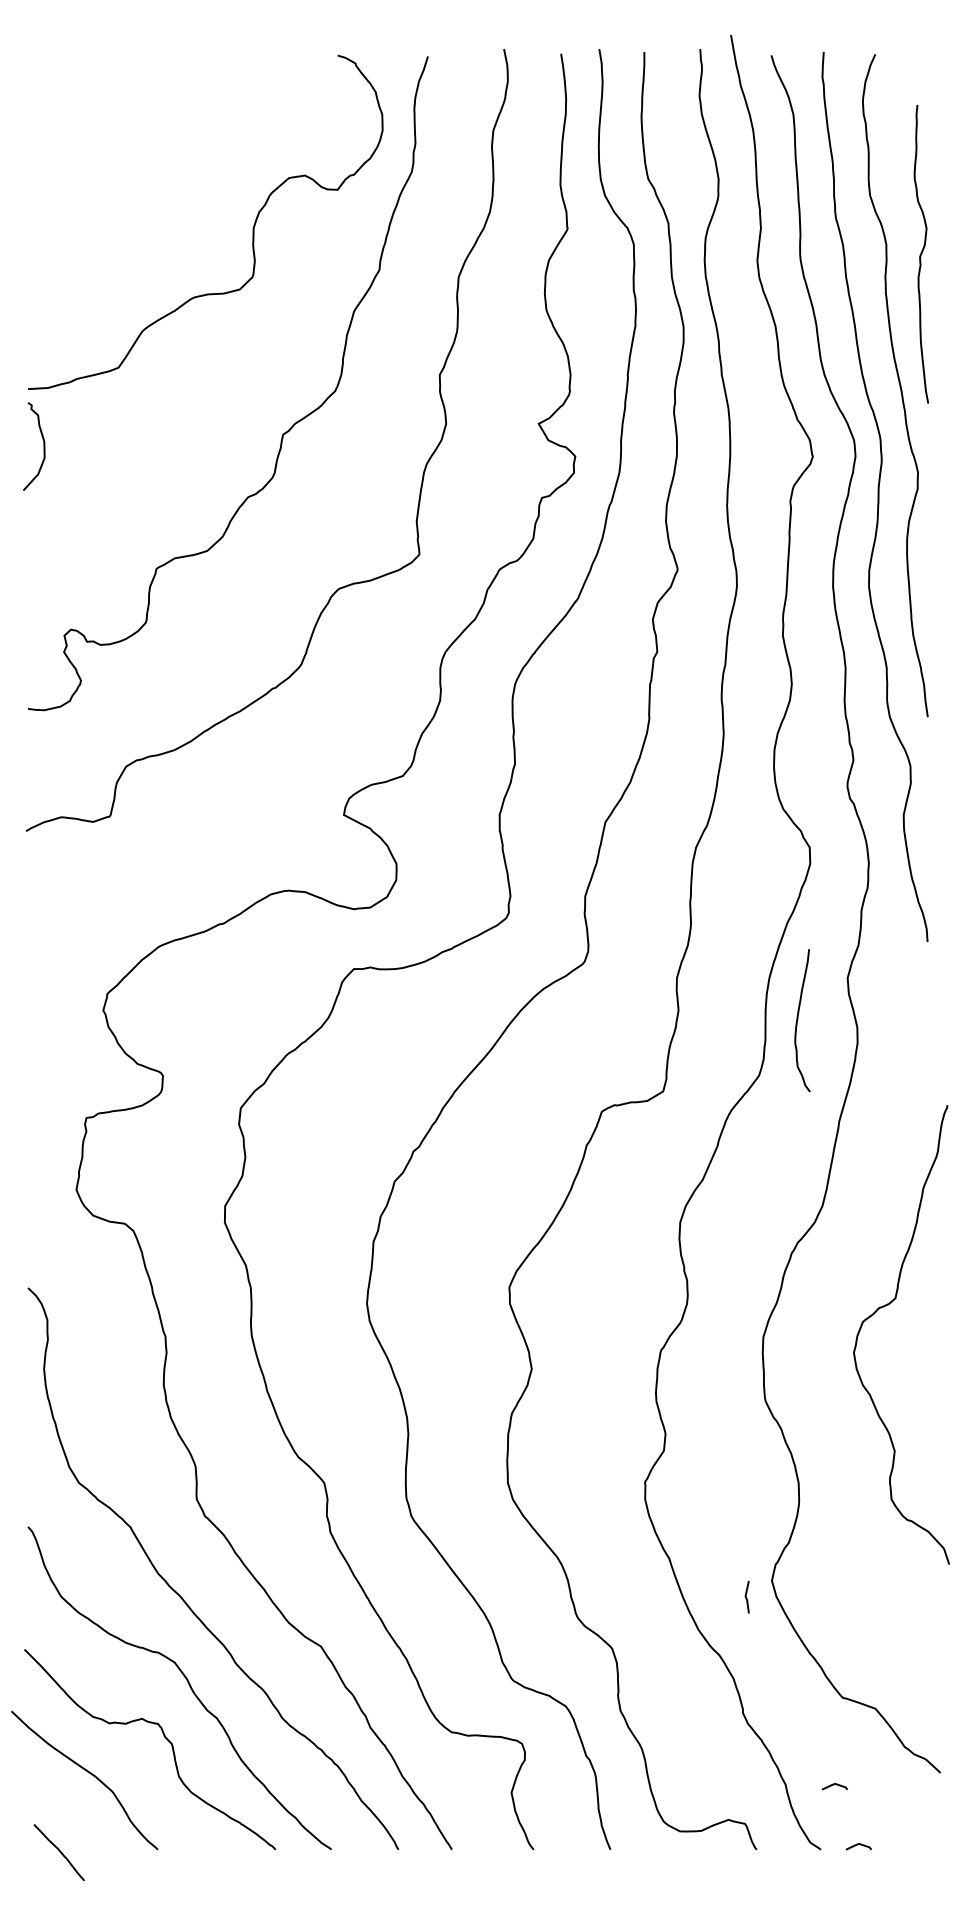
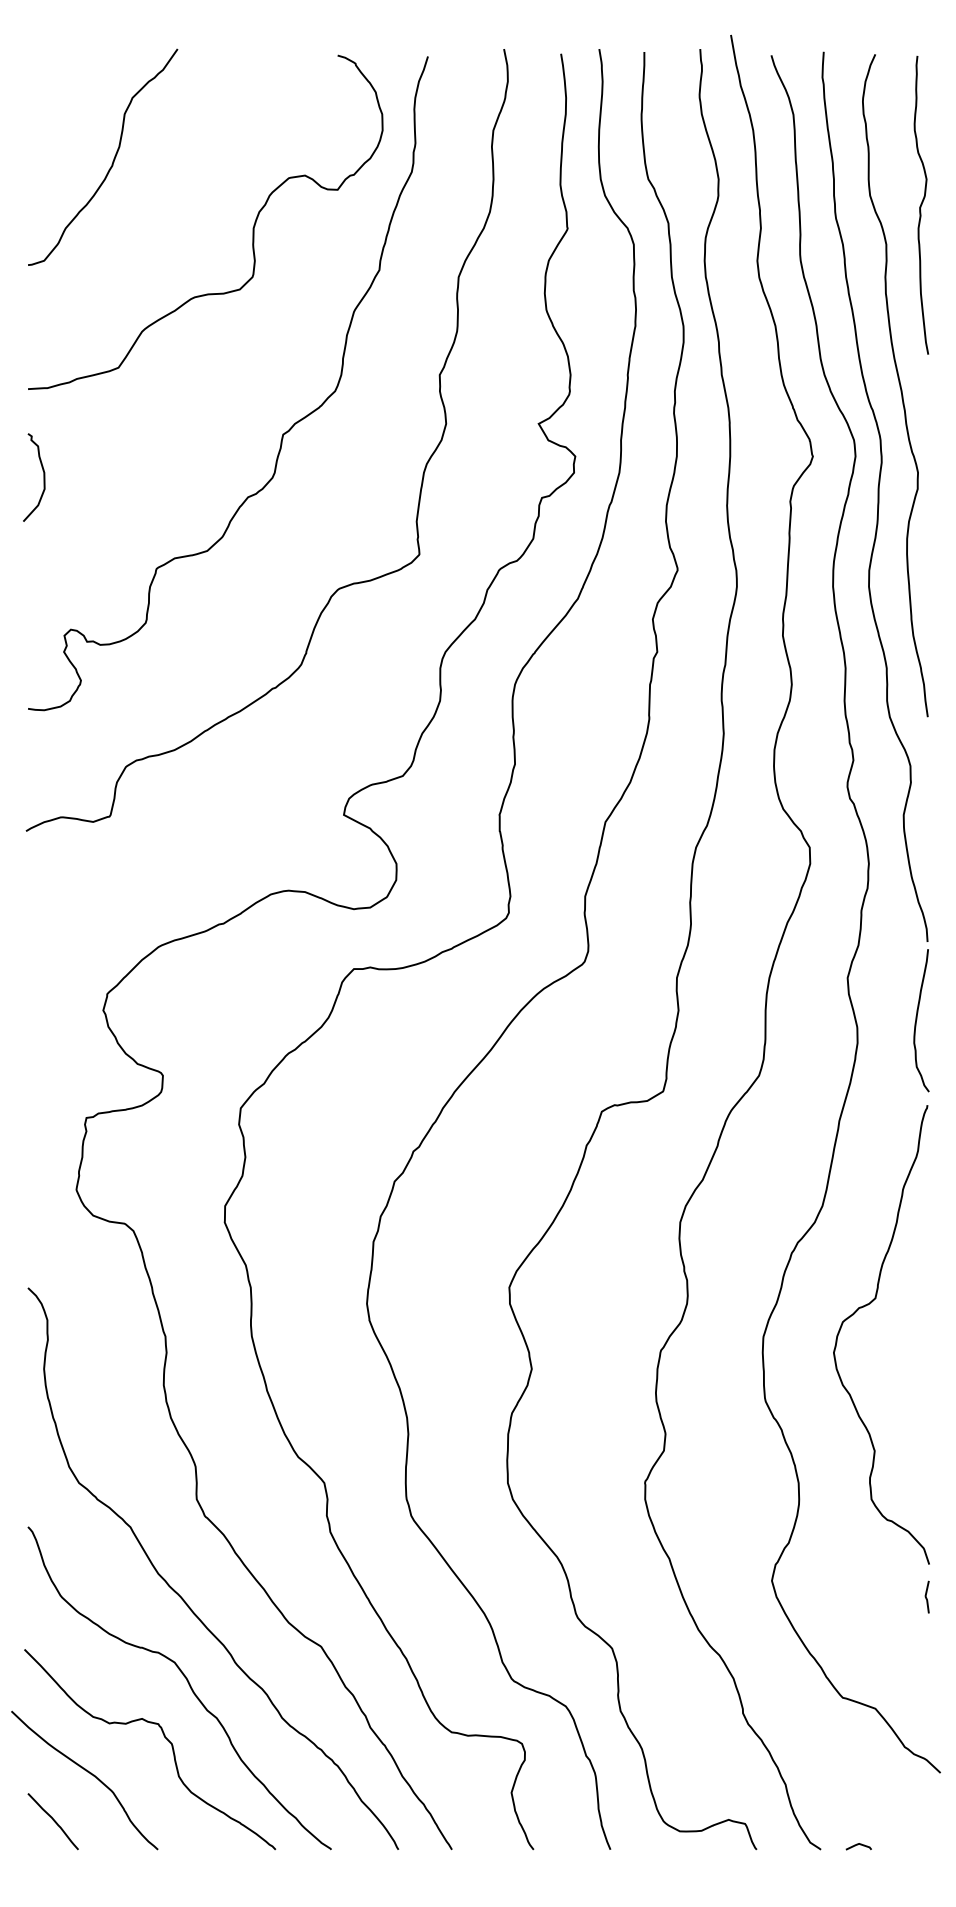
curve: none -> present (113, 158)
curve position: (921, 254) -> (921, 205) (921, 205)
curve position: (43, 446) -> (43, 477) (43, 477)
curve position: (798, 1019) -> (917, 1019) (917, 1019)
curve position: (886, 1306) -> (866, 1306) (866, 1306)
line position: (746, 1596) -> (926, 1596) (926, 1596)
line: present -> none (834, 1785)
curve position: (59, 1852) -> (53, 1821) (53, 1821)
